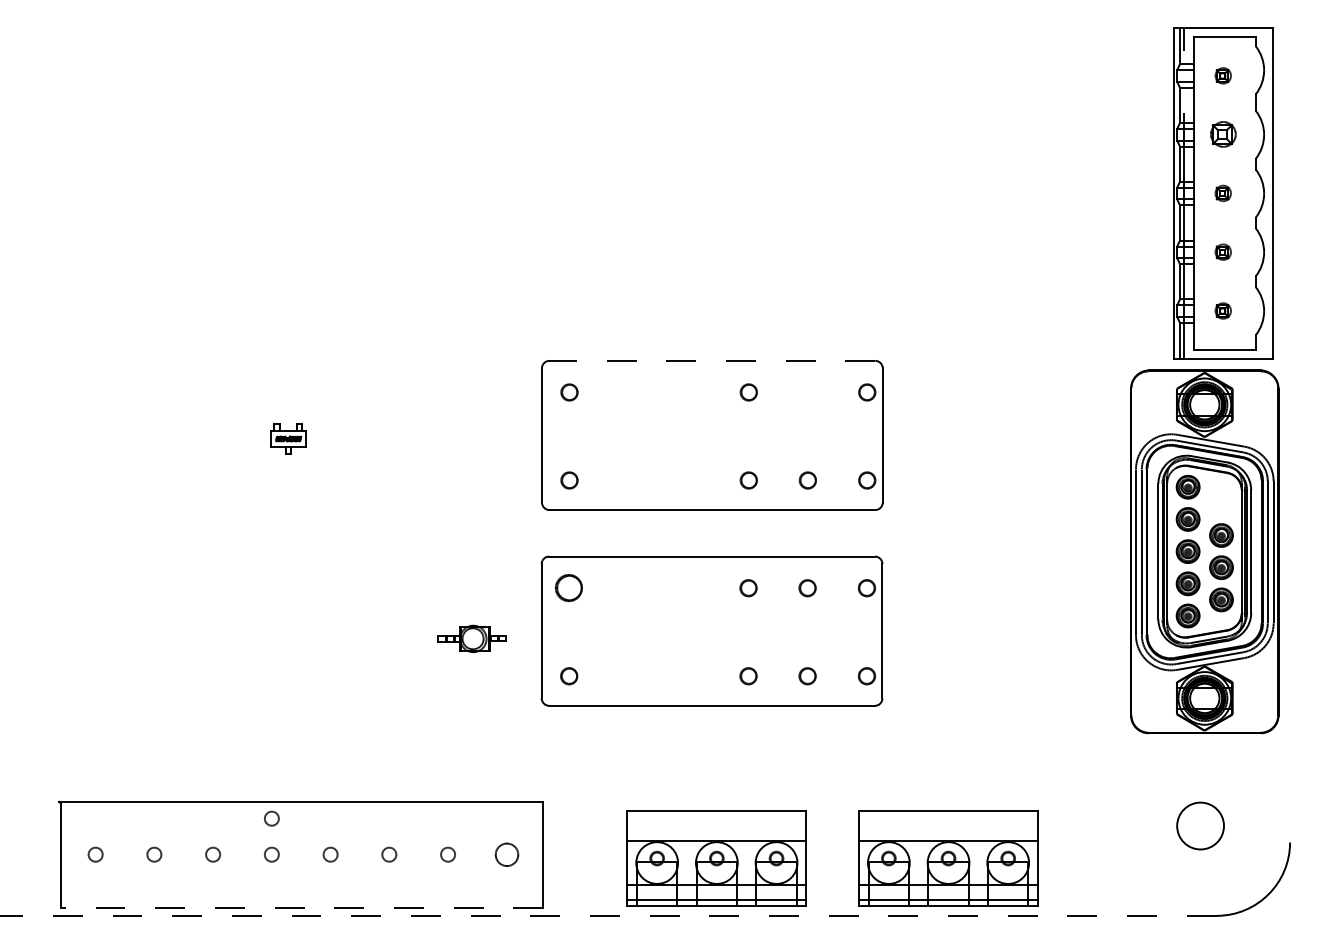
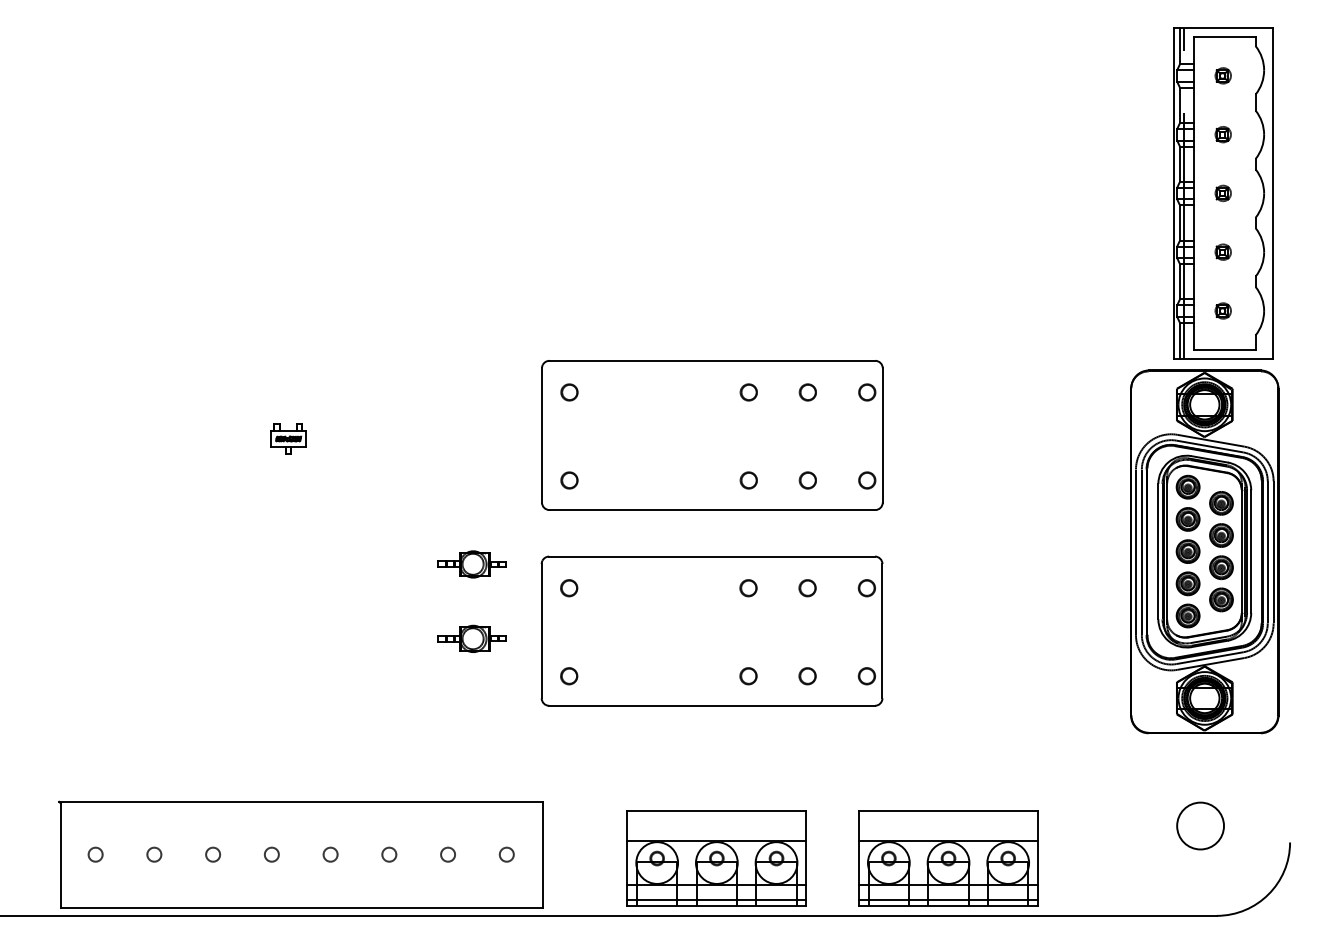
part size: 27x27 px -> 18x18 px (1222, 134)
line: dashed -> solid (712, 360)
circle: none -> present (807, 392)
part: none -> present (1221, 503)
part: none -> present (471, 564)
circle size: 28x29 px -> 19x19 px (569, 588)
circle: present -> none (271, 818)
circle size: 26x25 px -> 17x17 px (506, 854)
line: dashed -> solid (301, 907)
line: dashed -> solid (607, 915)
